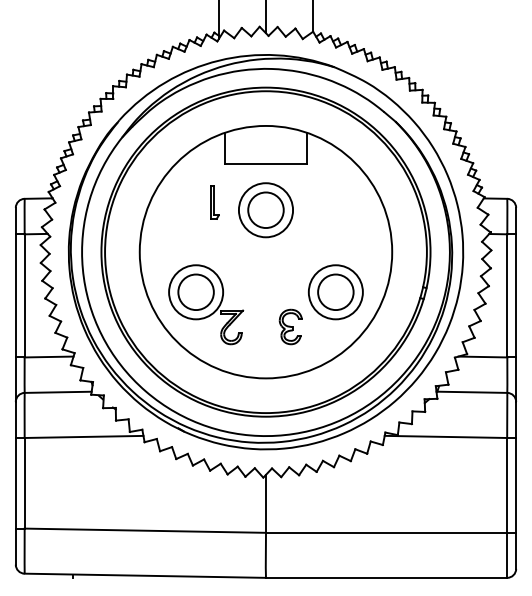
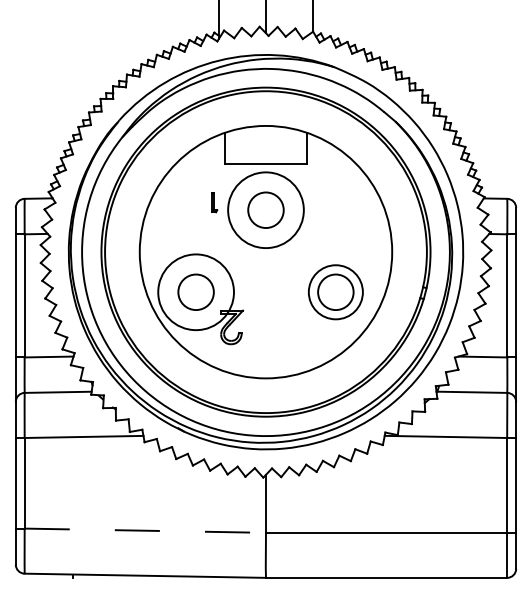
part size: 10x35 px -> 8x22 px (214, 202)
circle diameter: 54 px -> 76 px (265, 210)
circle diameter: 54 px -> 76 px (195, 292)
part: present -> none (290, 326)
line: solid -> dashed (145, 530)
